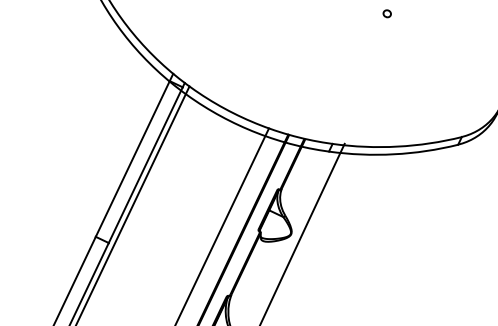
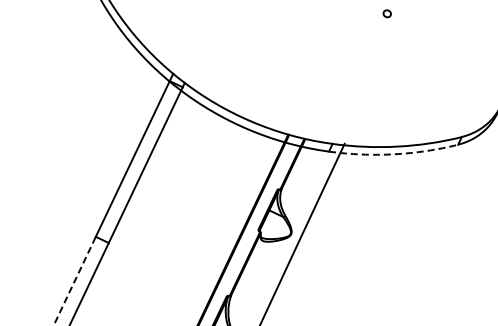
arc: solid -> dashed (393, 154)
line: present -> none (133, 204)
line: present -> none (222, 225)
line: solid -> dashed (74, 280)
